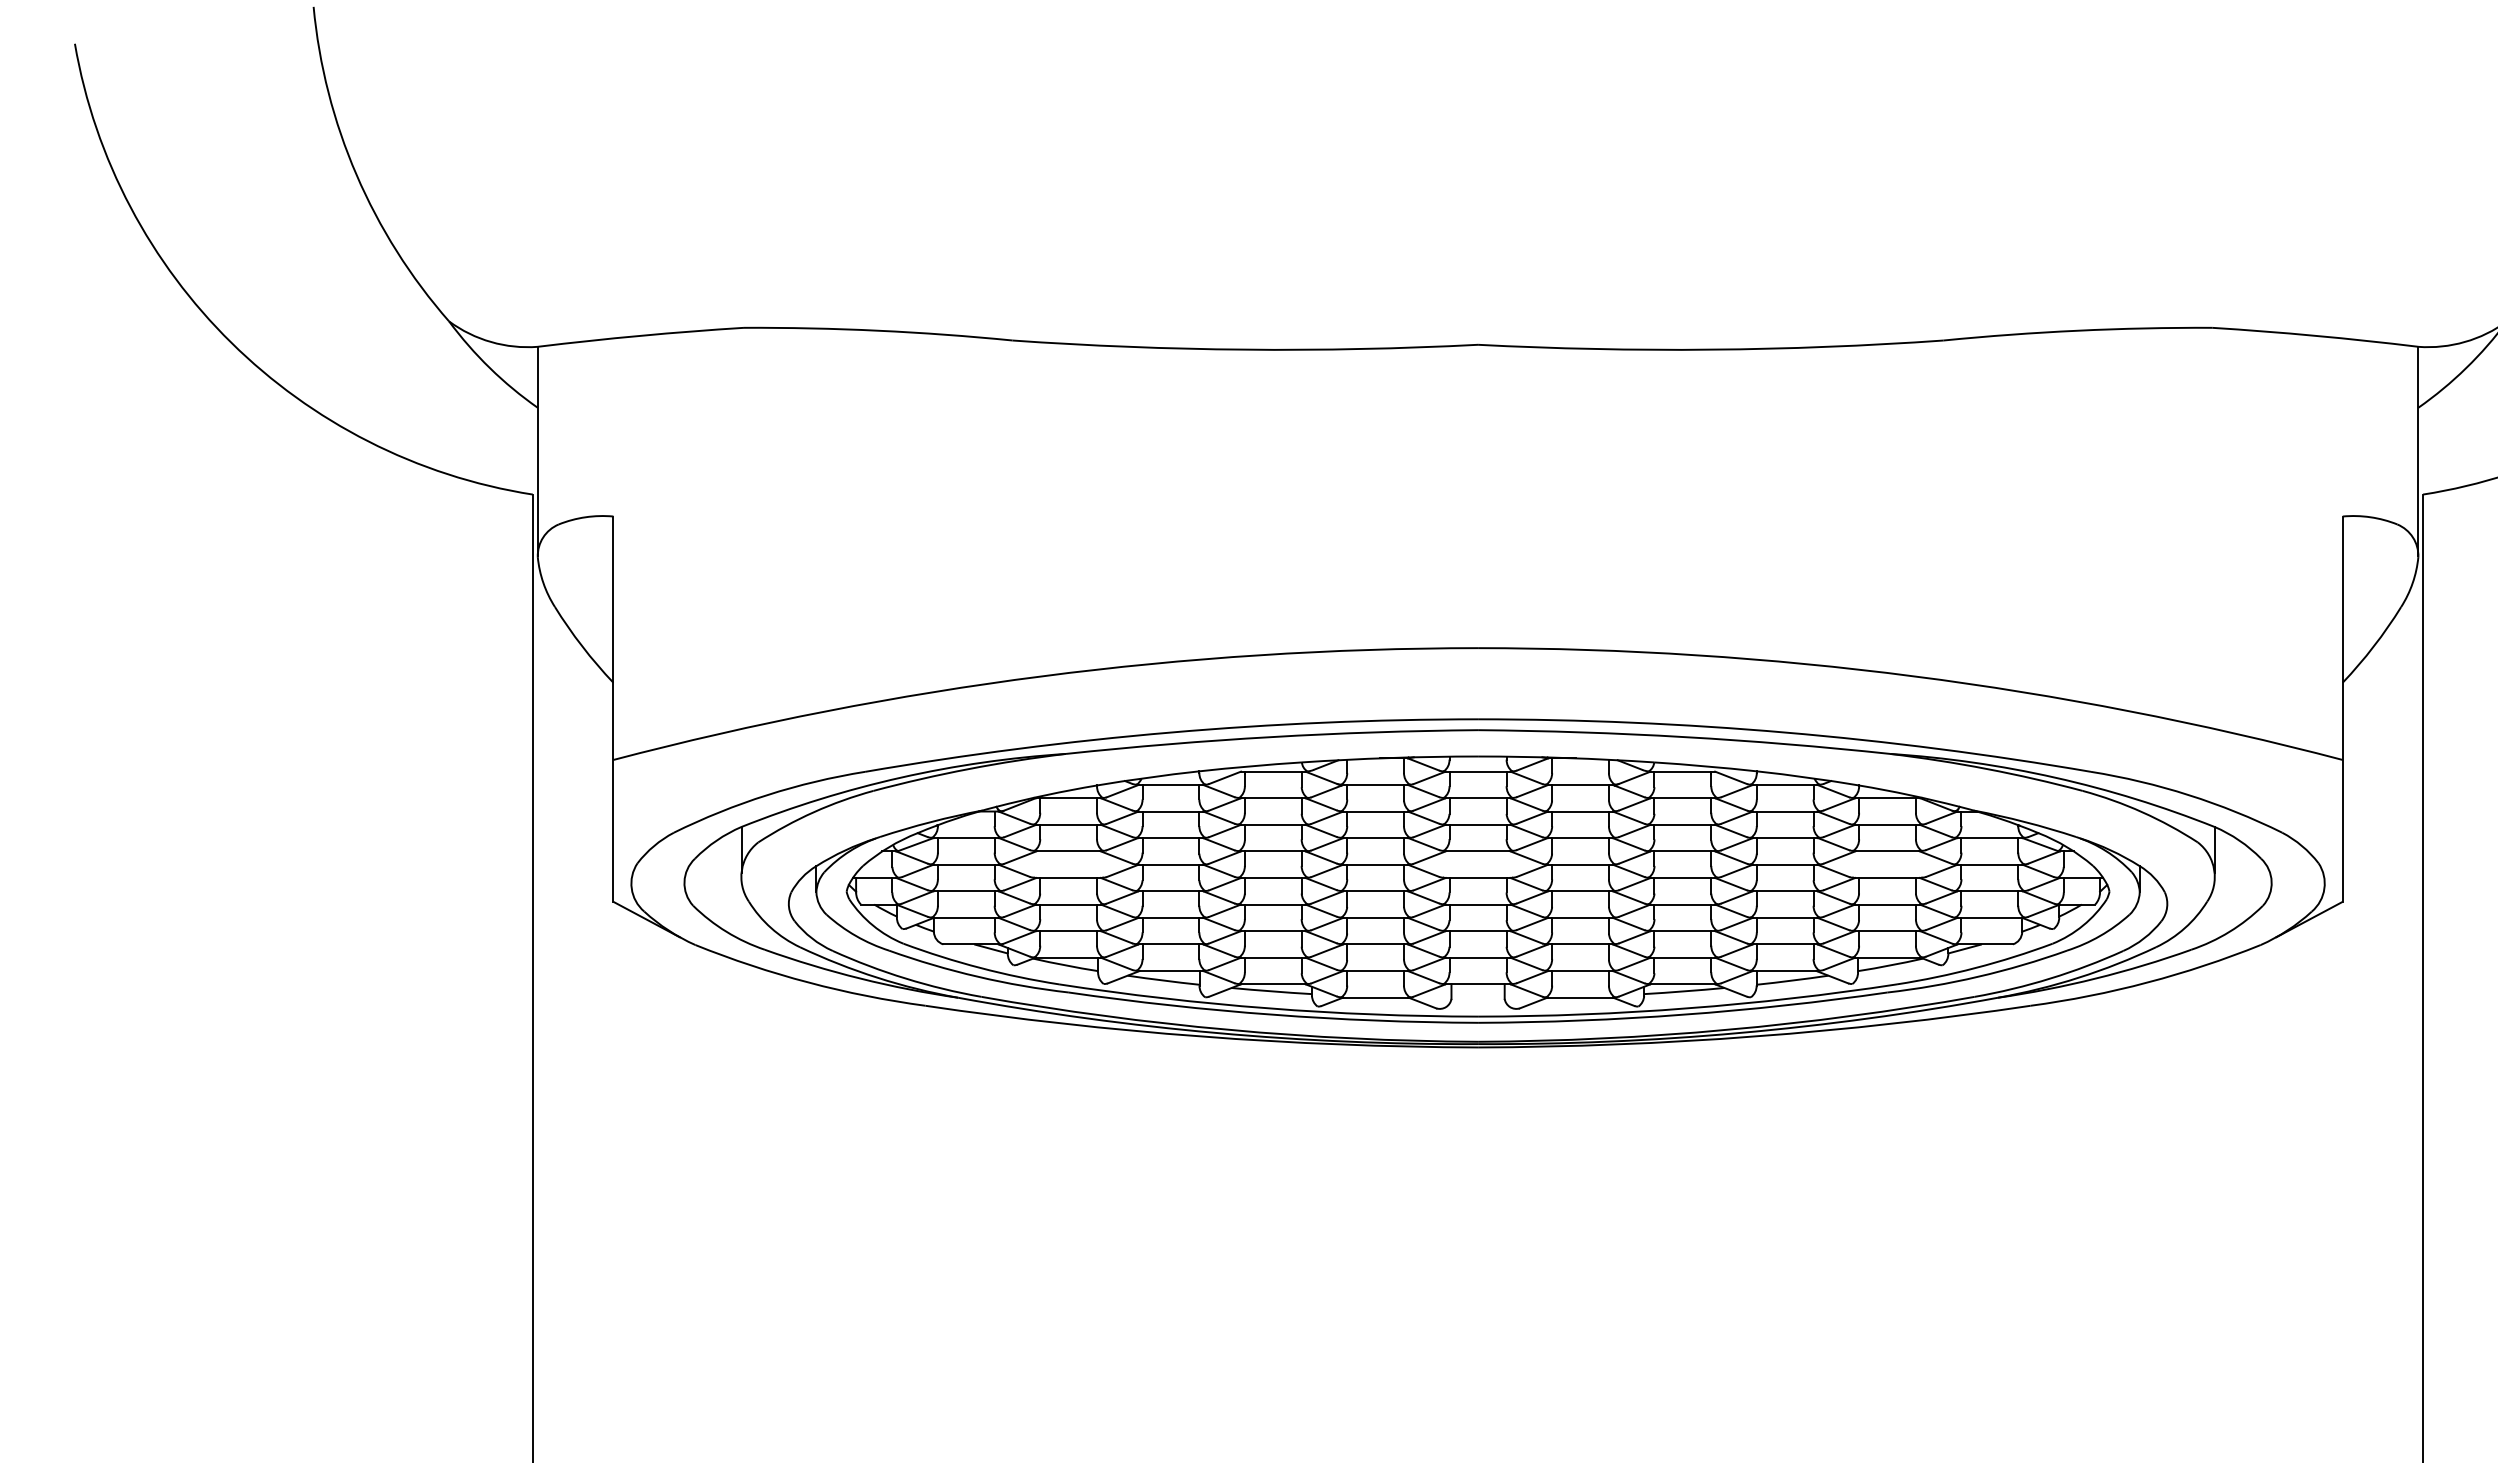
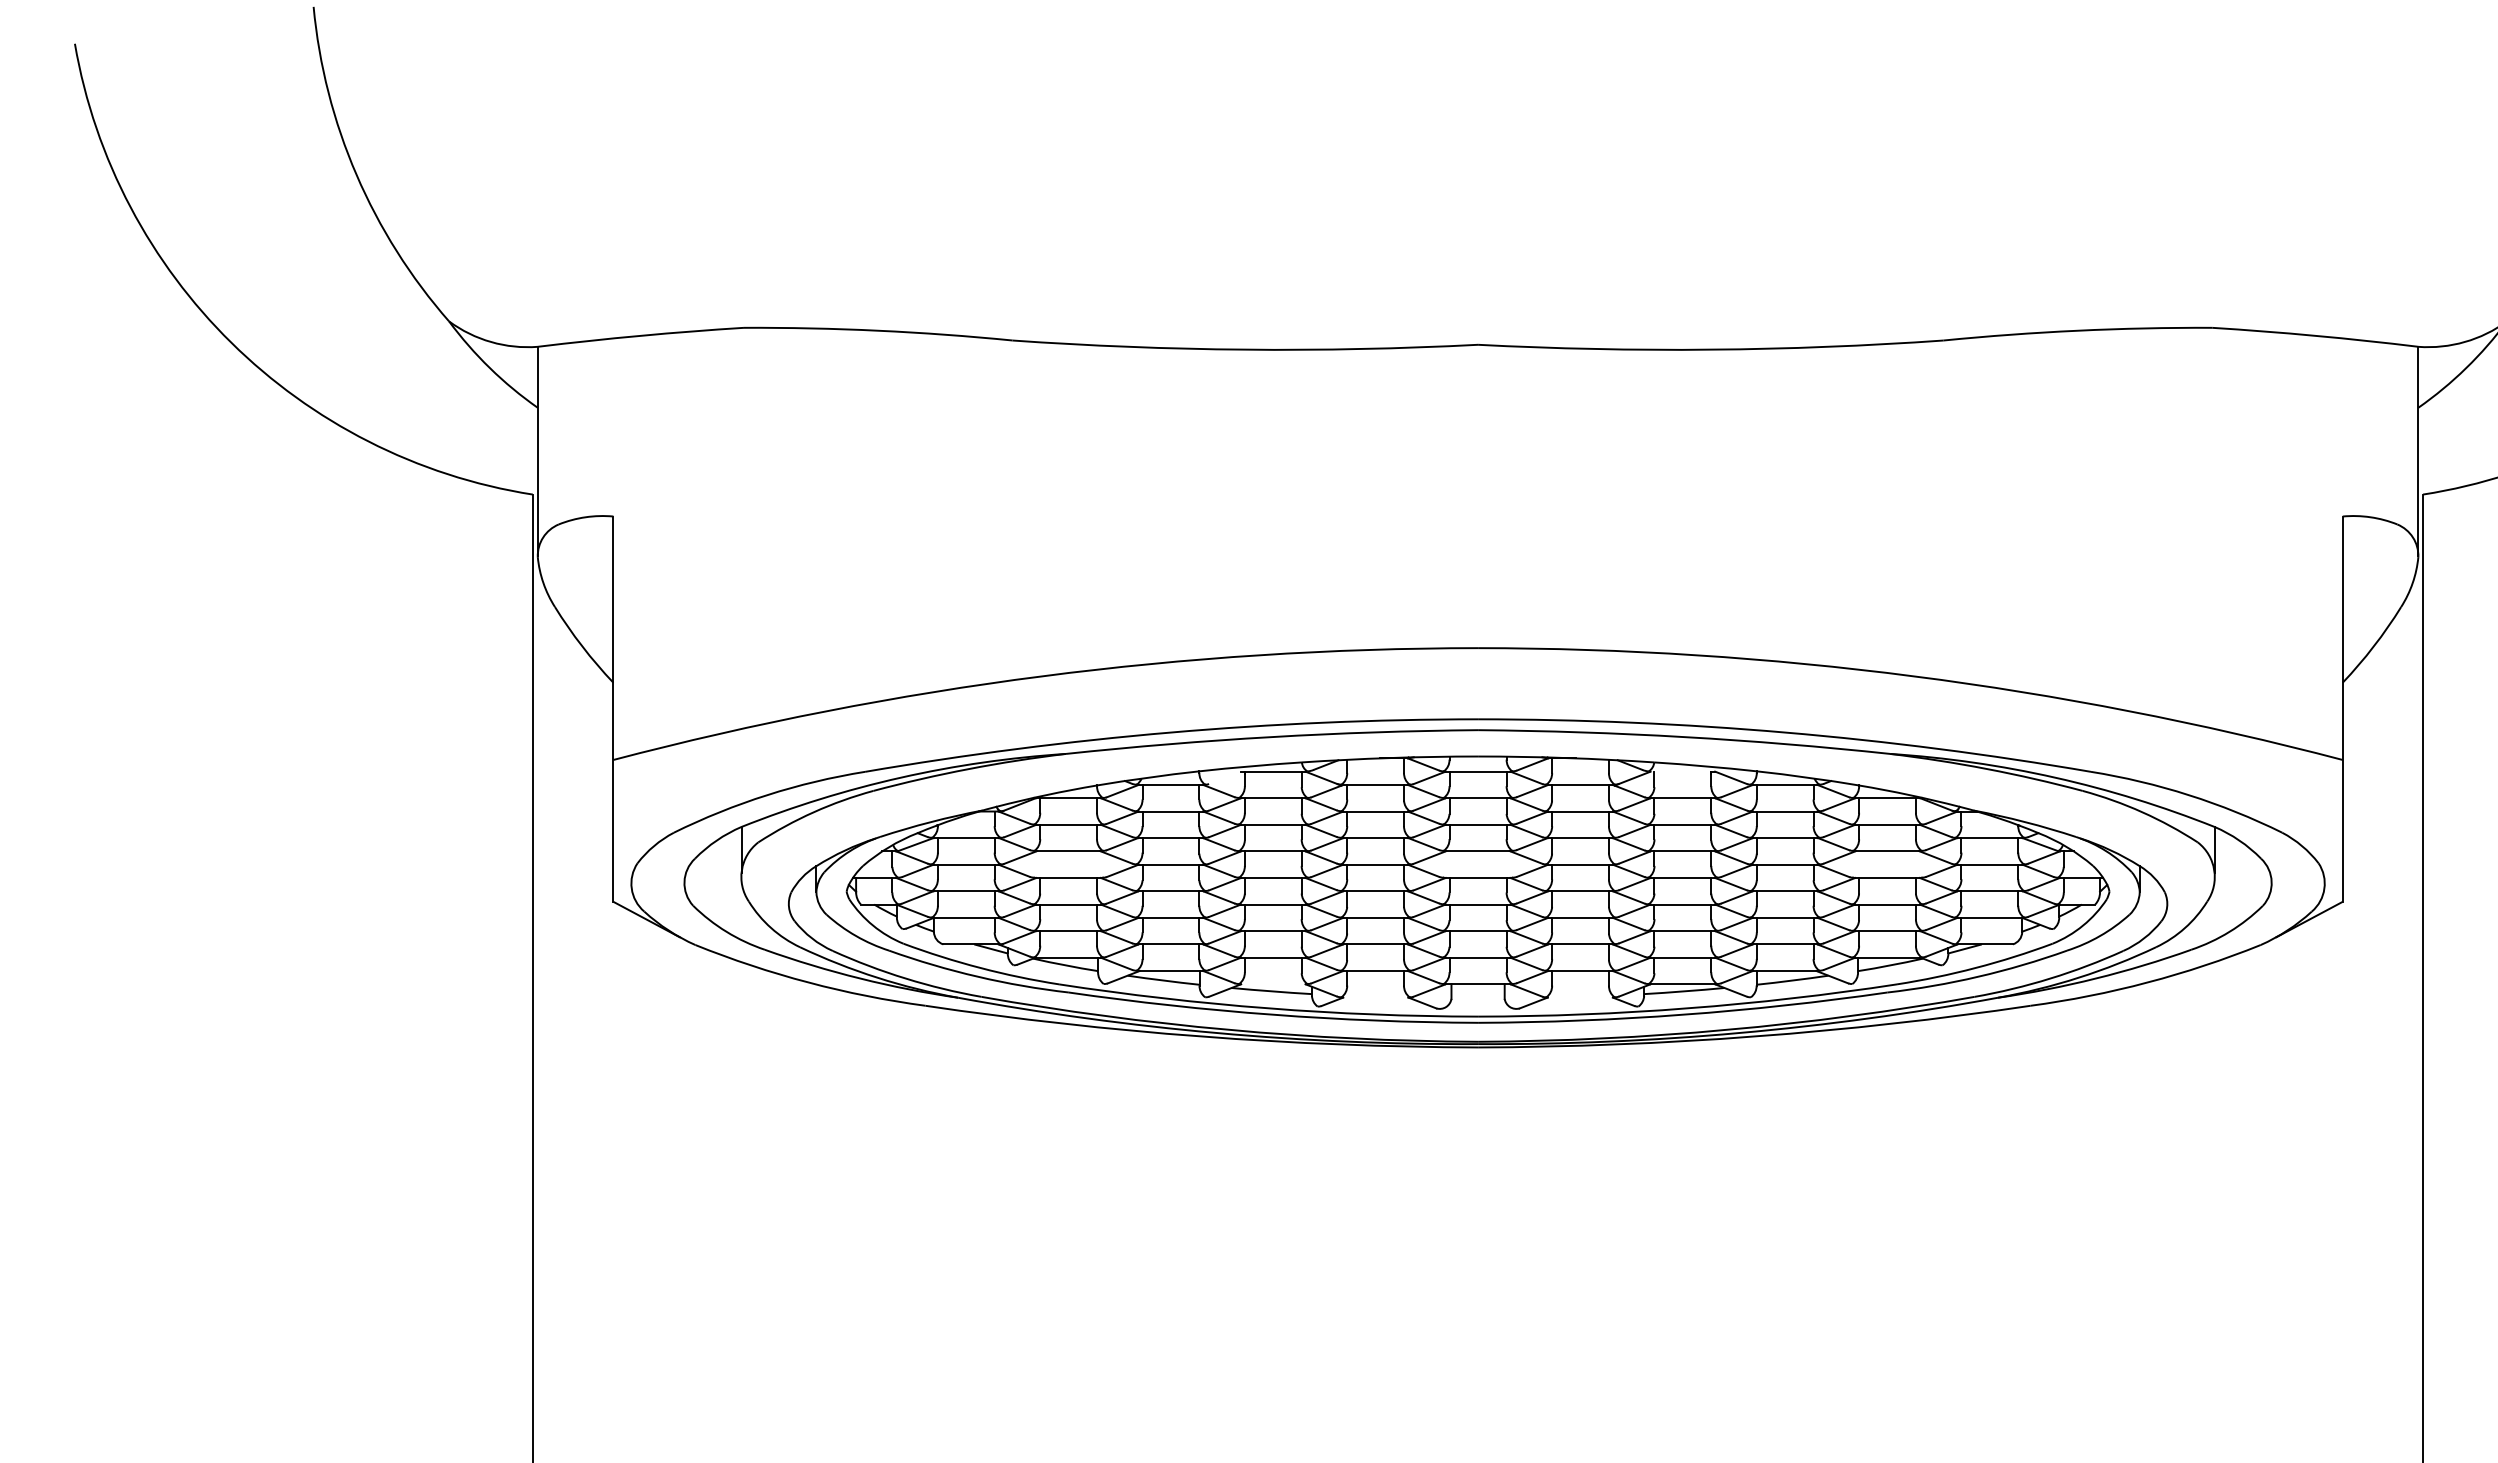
line: present -> none (1680, 771)
line: present -> none (1225, 777)
line: present -> none (1273, 984)
line: present -> none (1375, 997)
line: present -> none (1580, 997)
